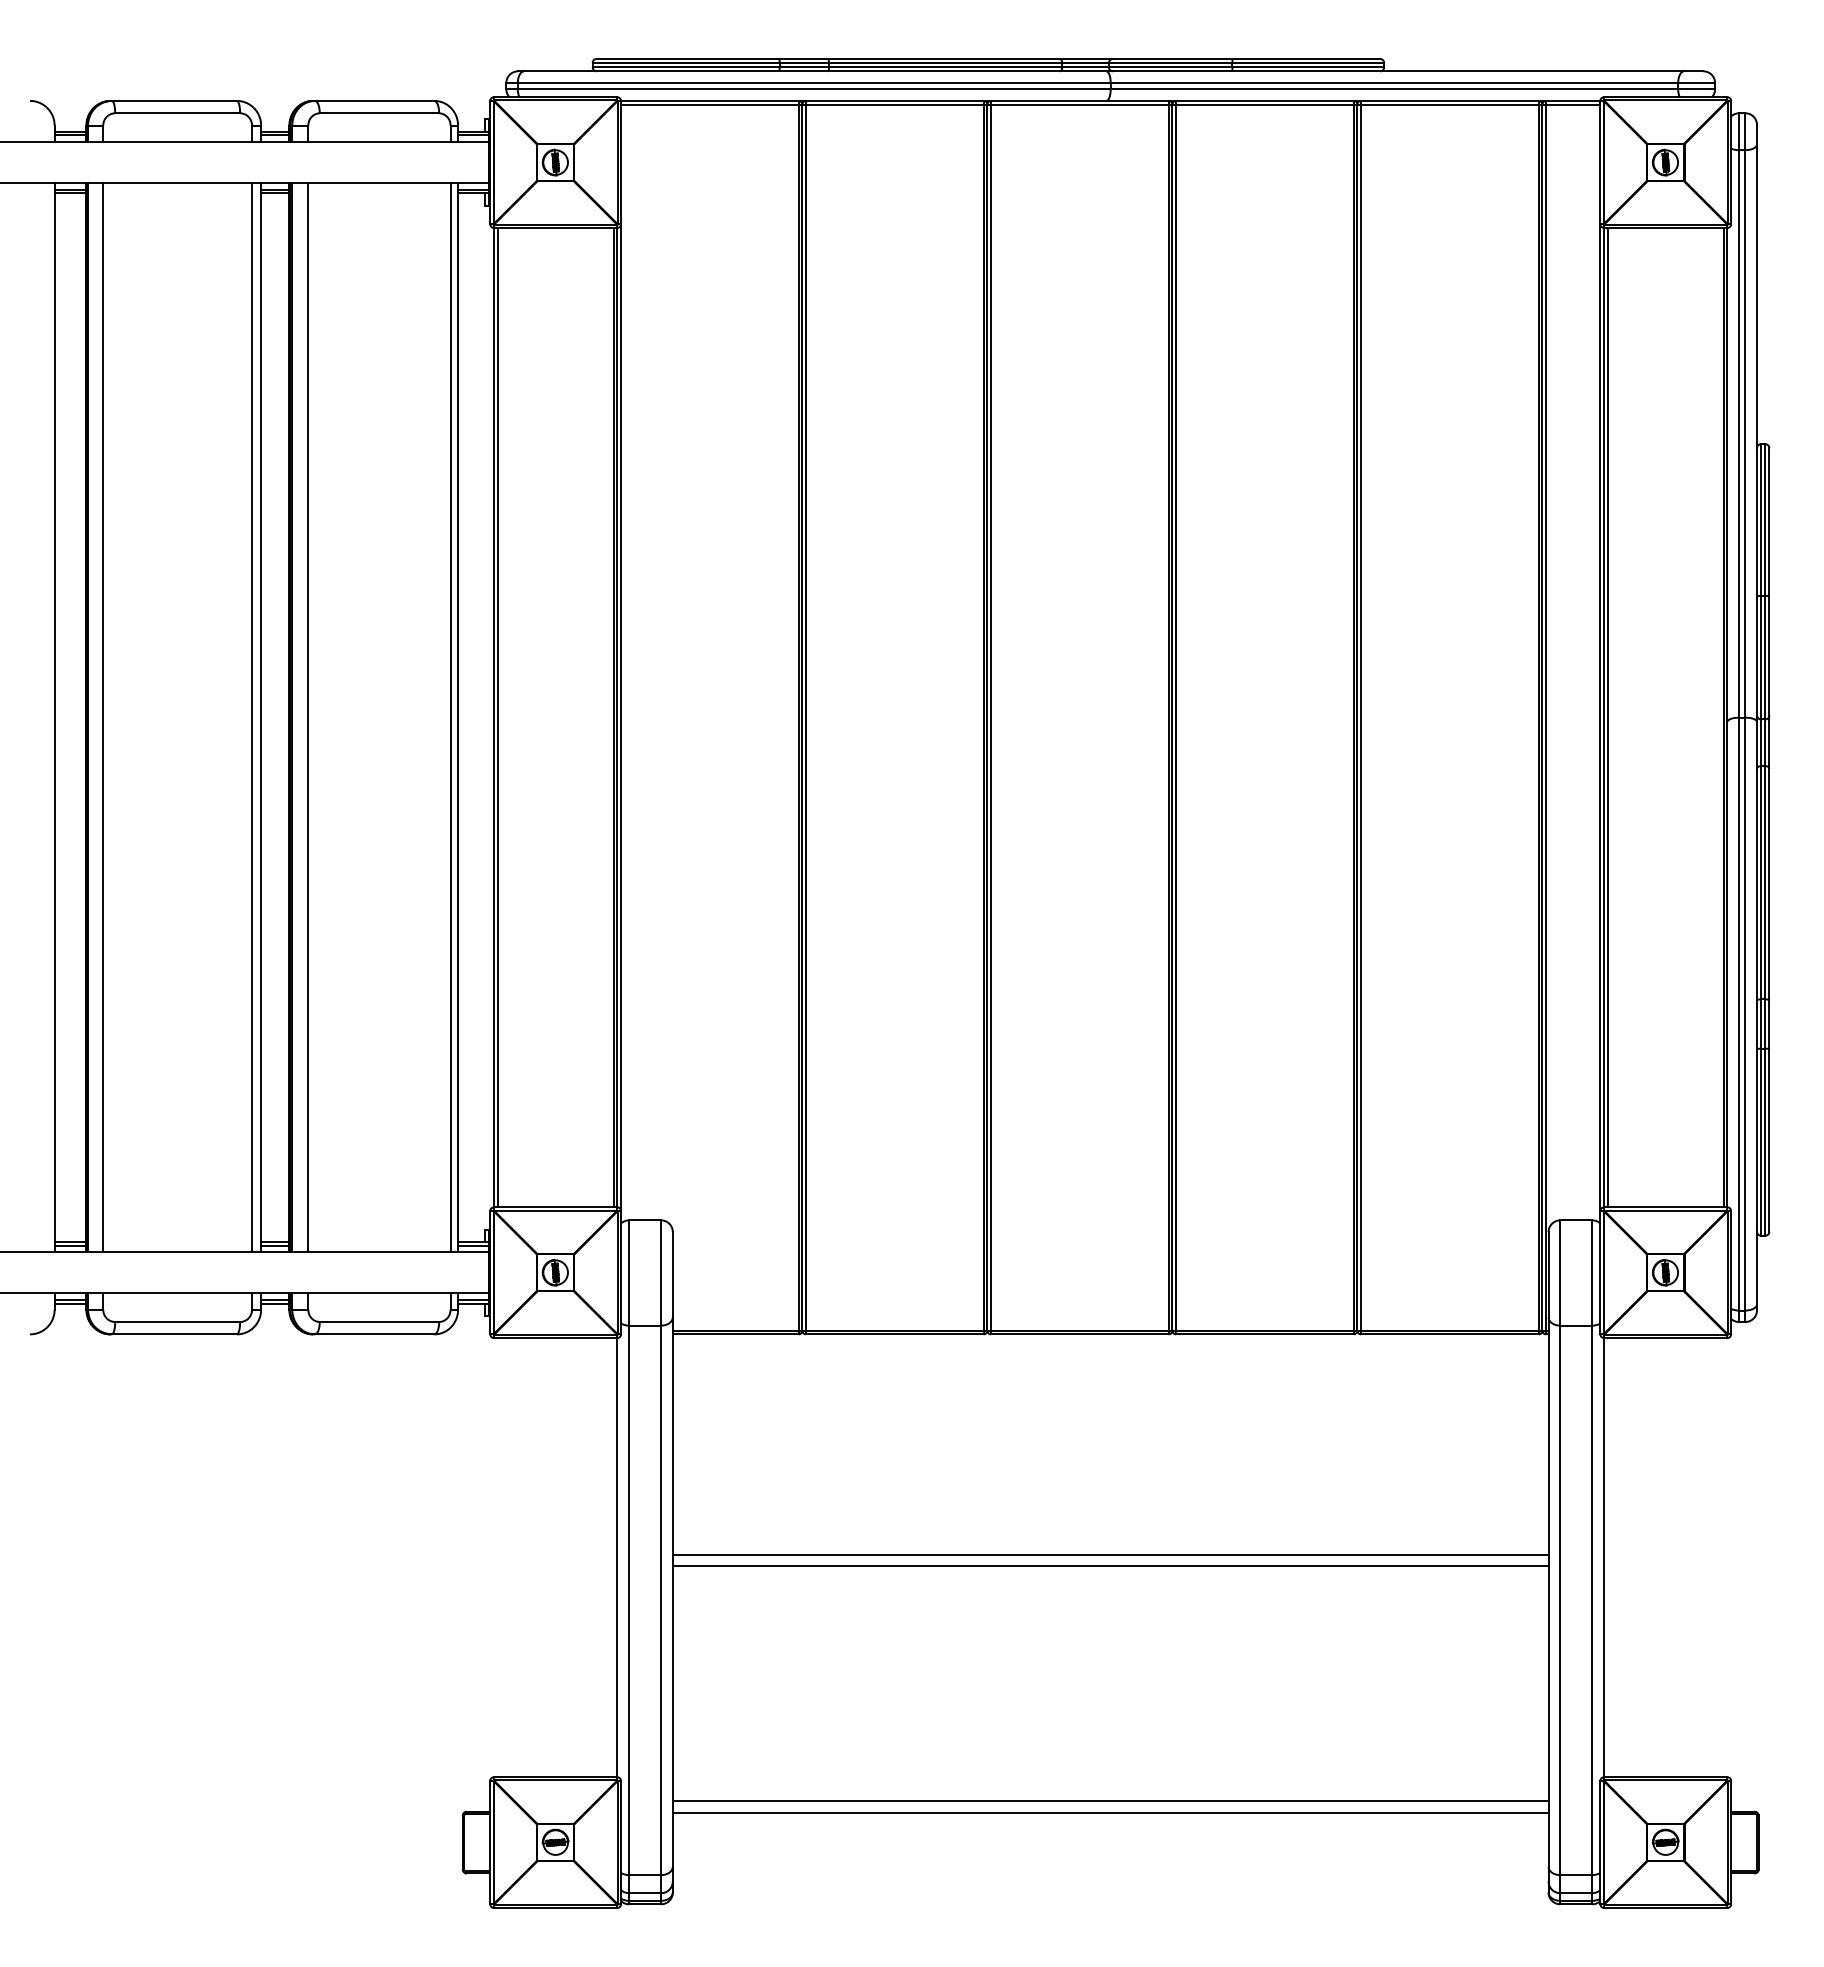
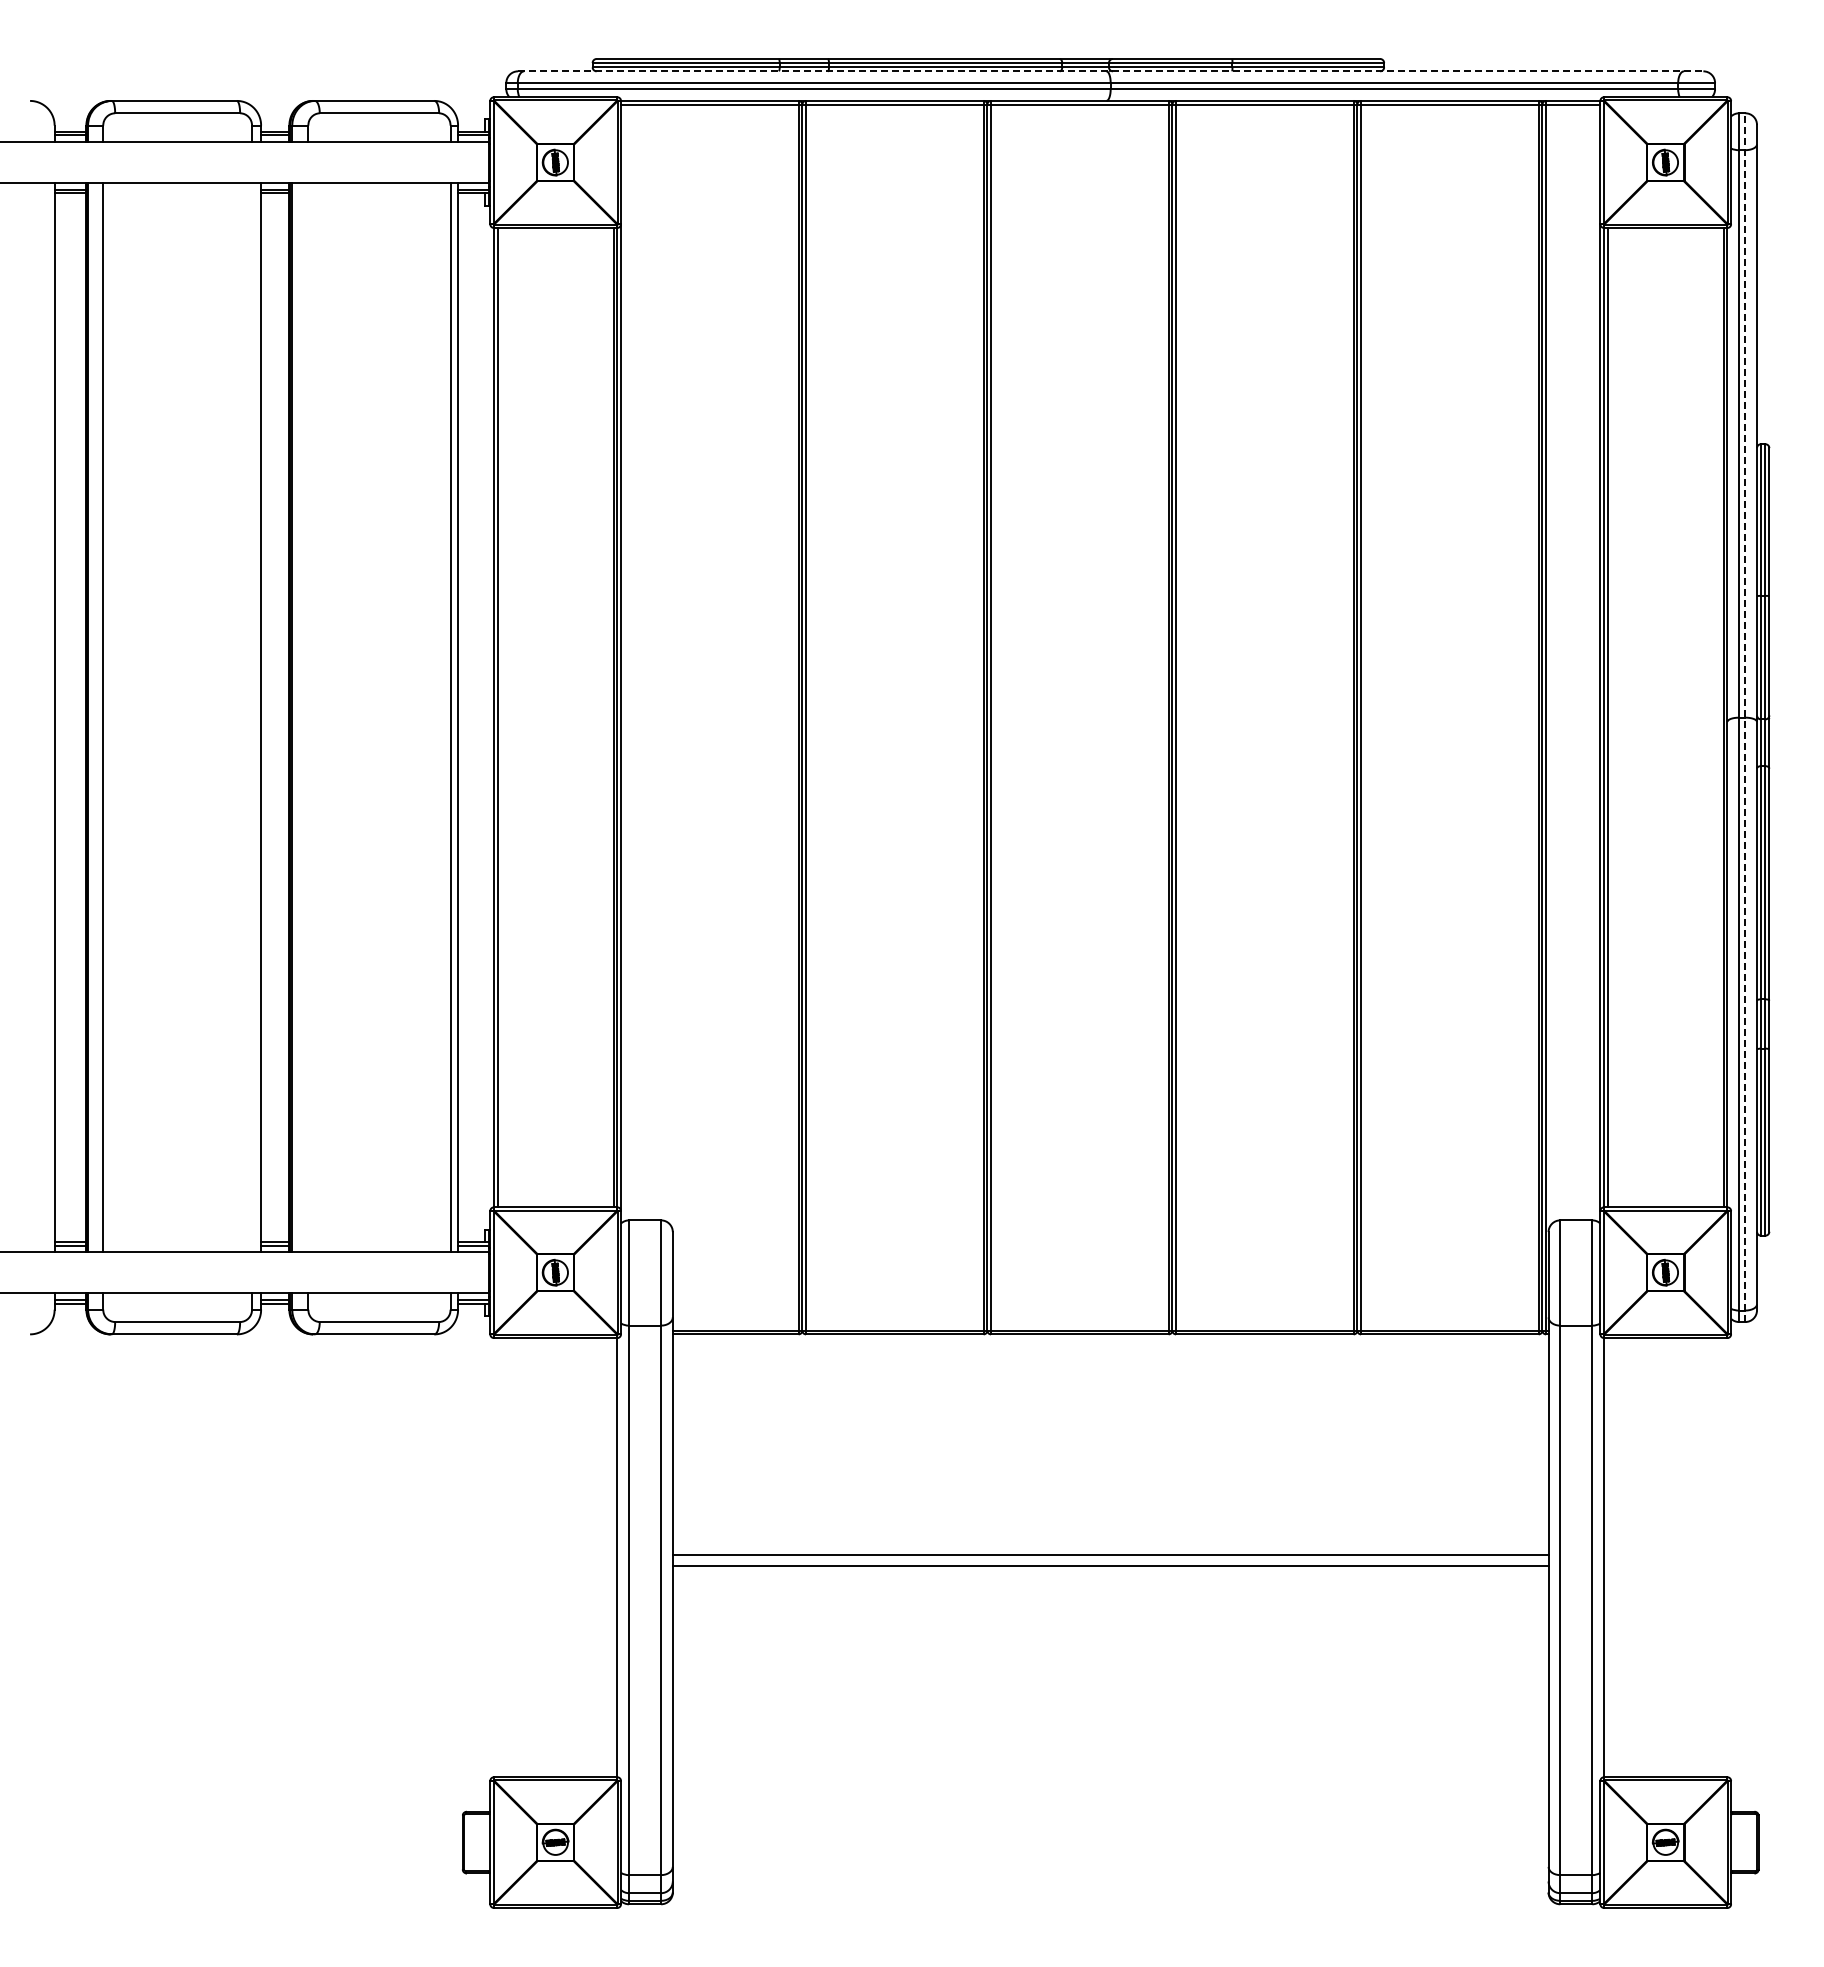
line: solid -> dashed (1110, 71)
line: present -> none (252, 717)
line: present -> none (308, 717)
line: solid -> dashed (1745, 717)
line: present -> none (1110, 1801)
line: present -> none (1110, 1813)
